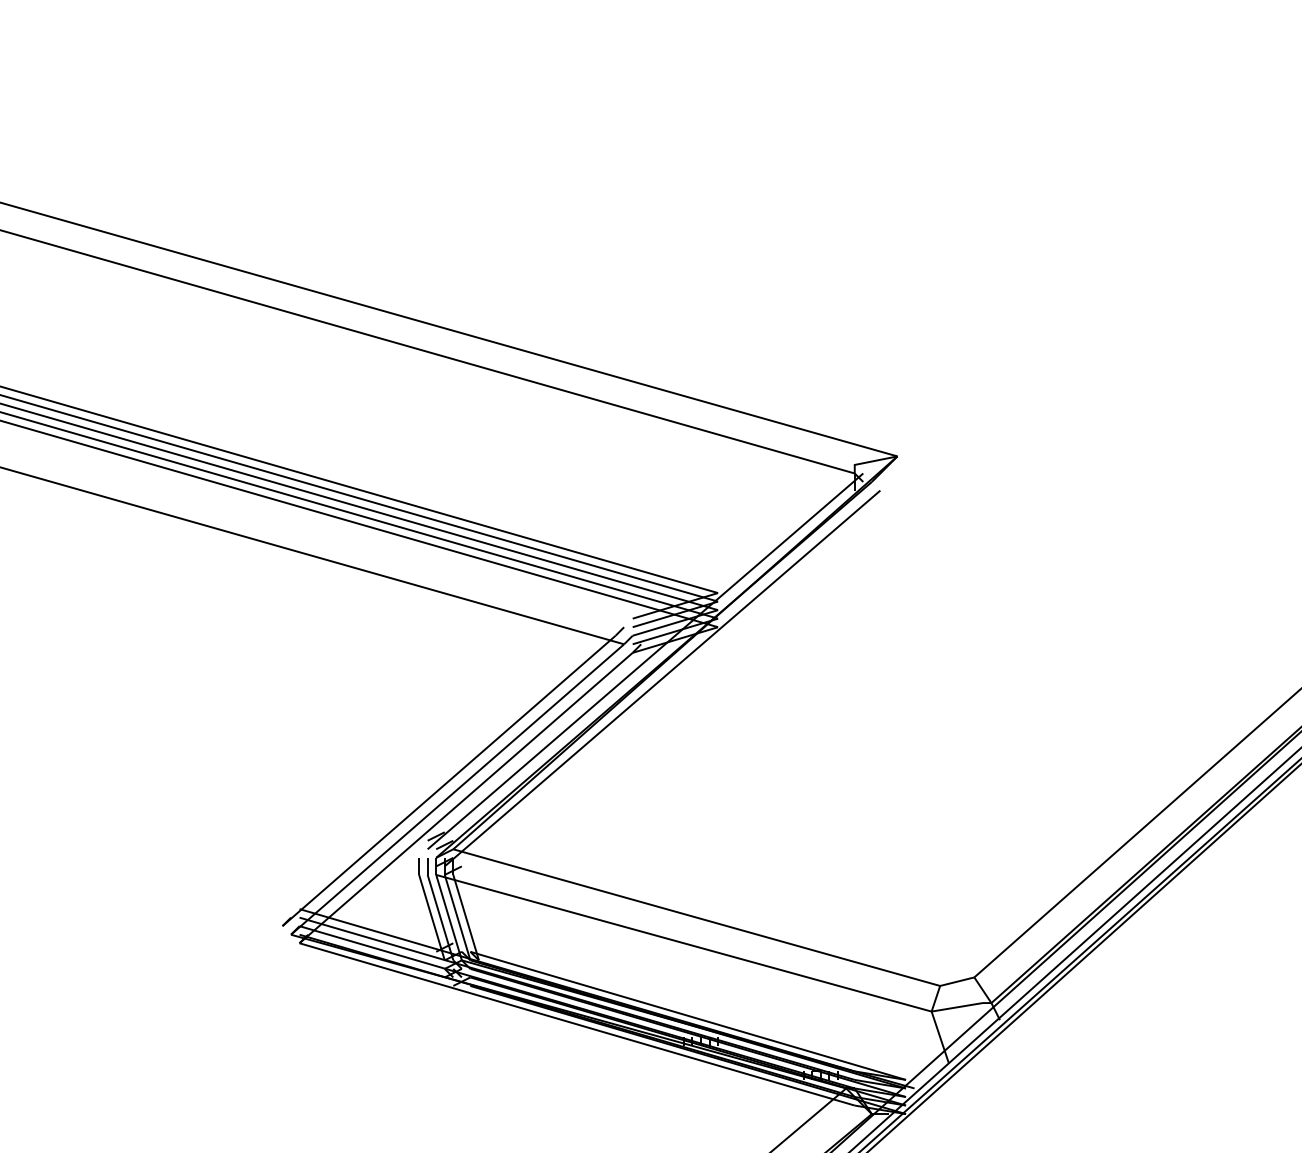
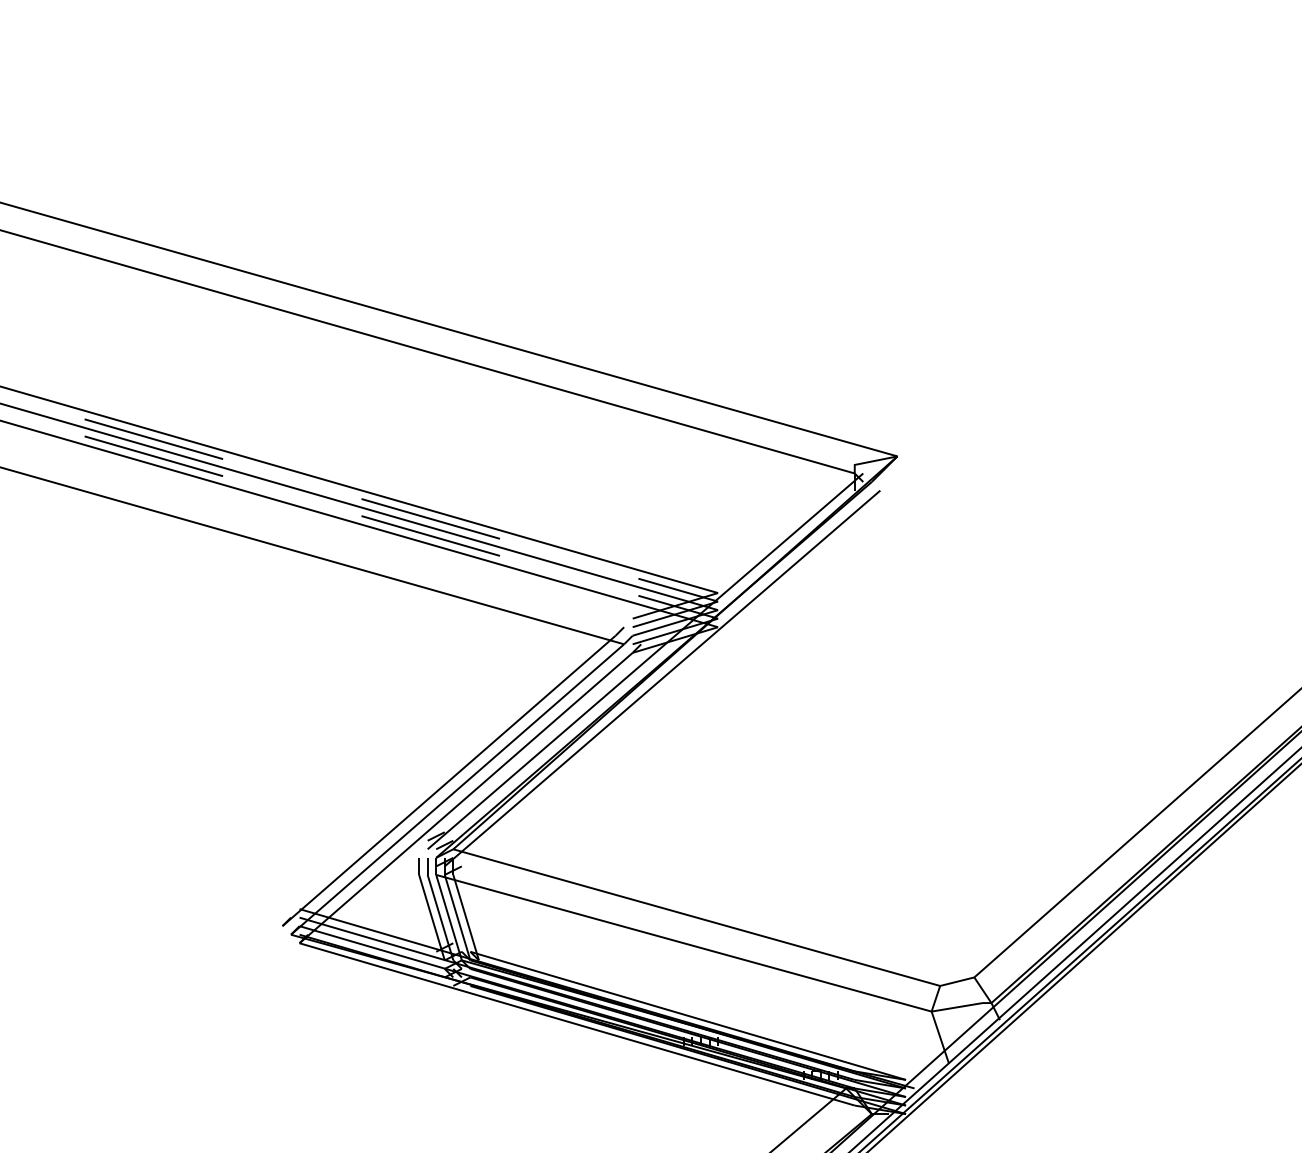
line: solid -> dashed (359, 498)
line: solid -> dashed (359, 515)
